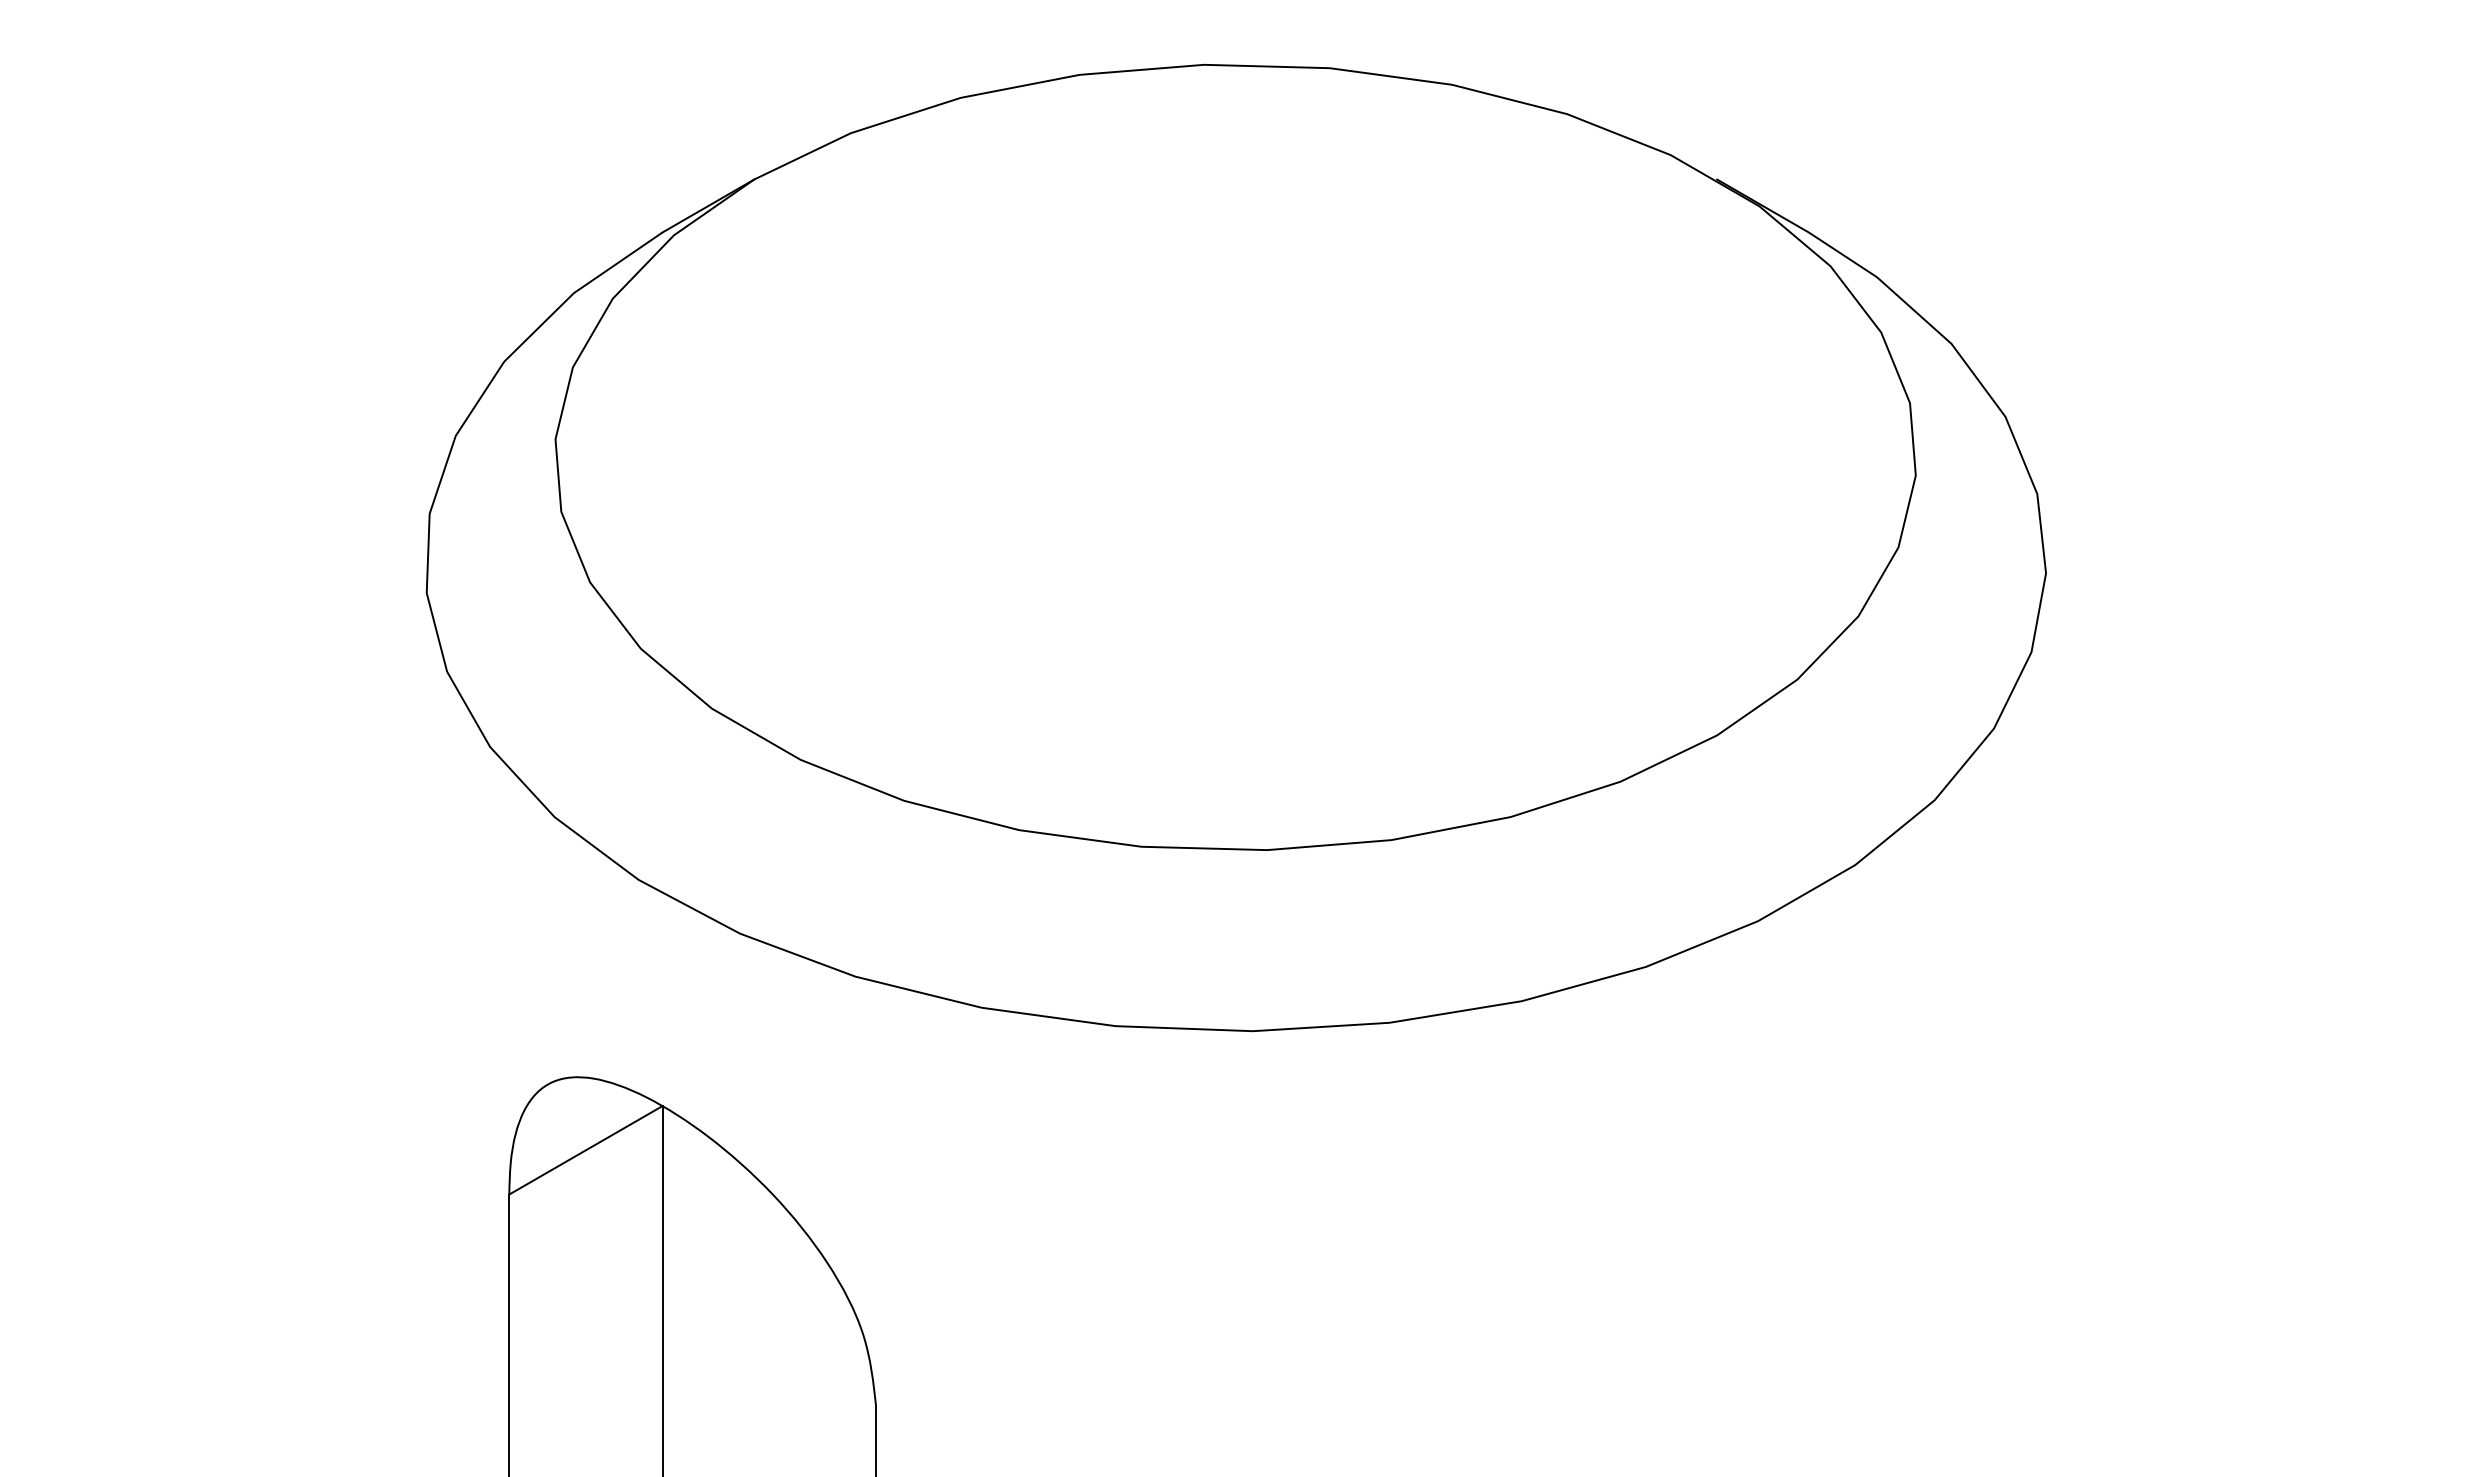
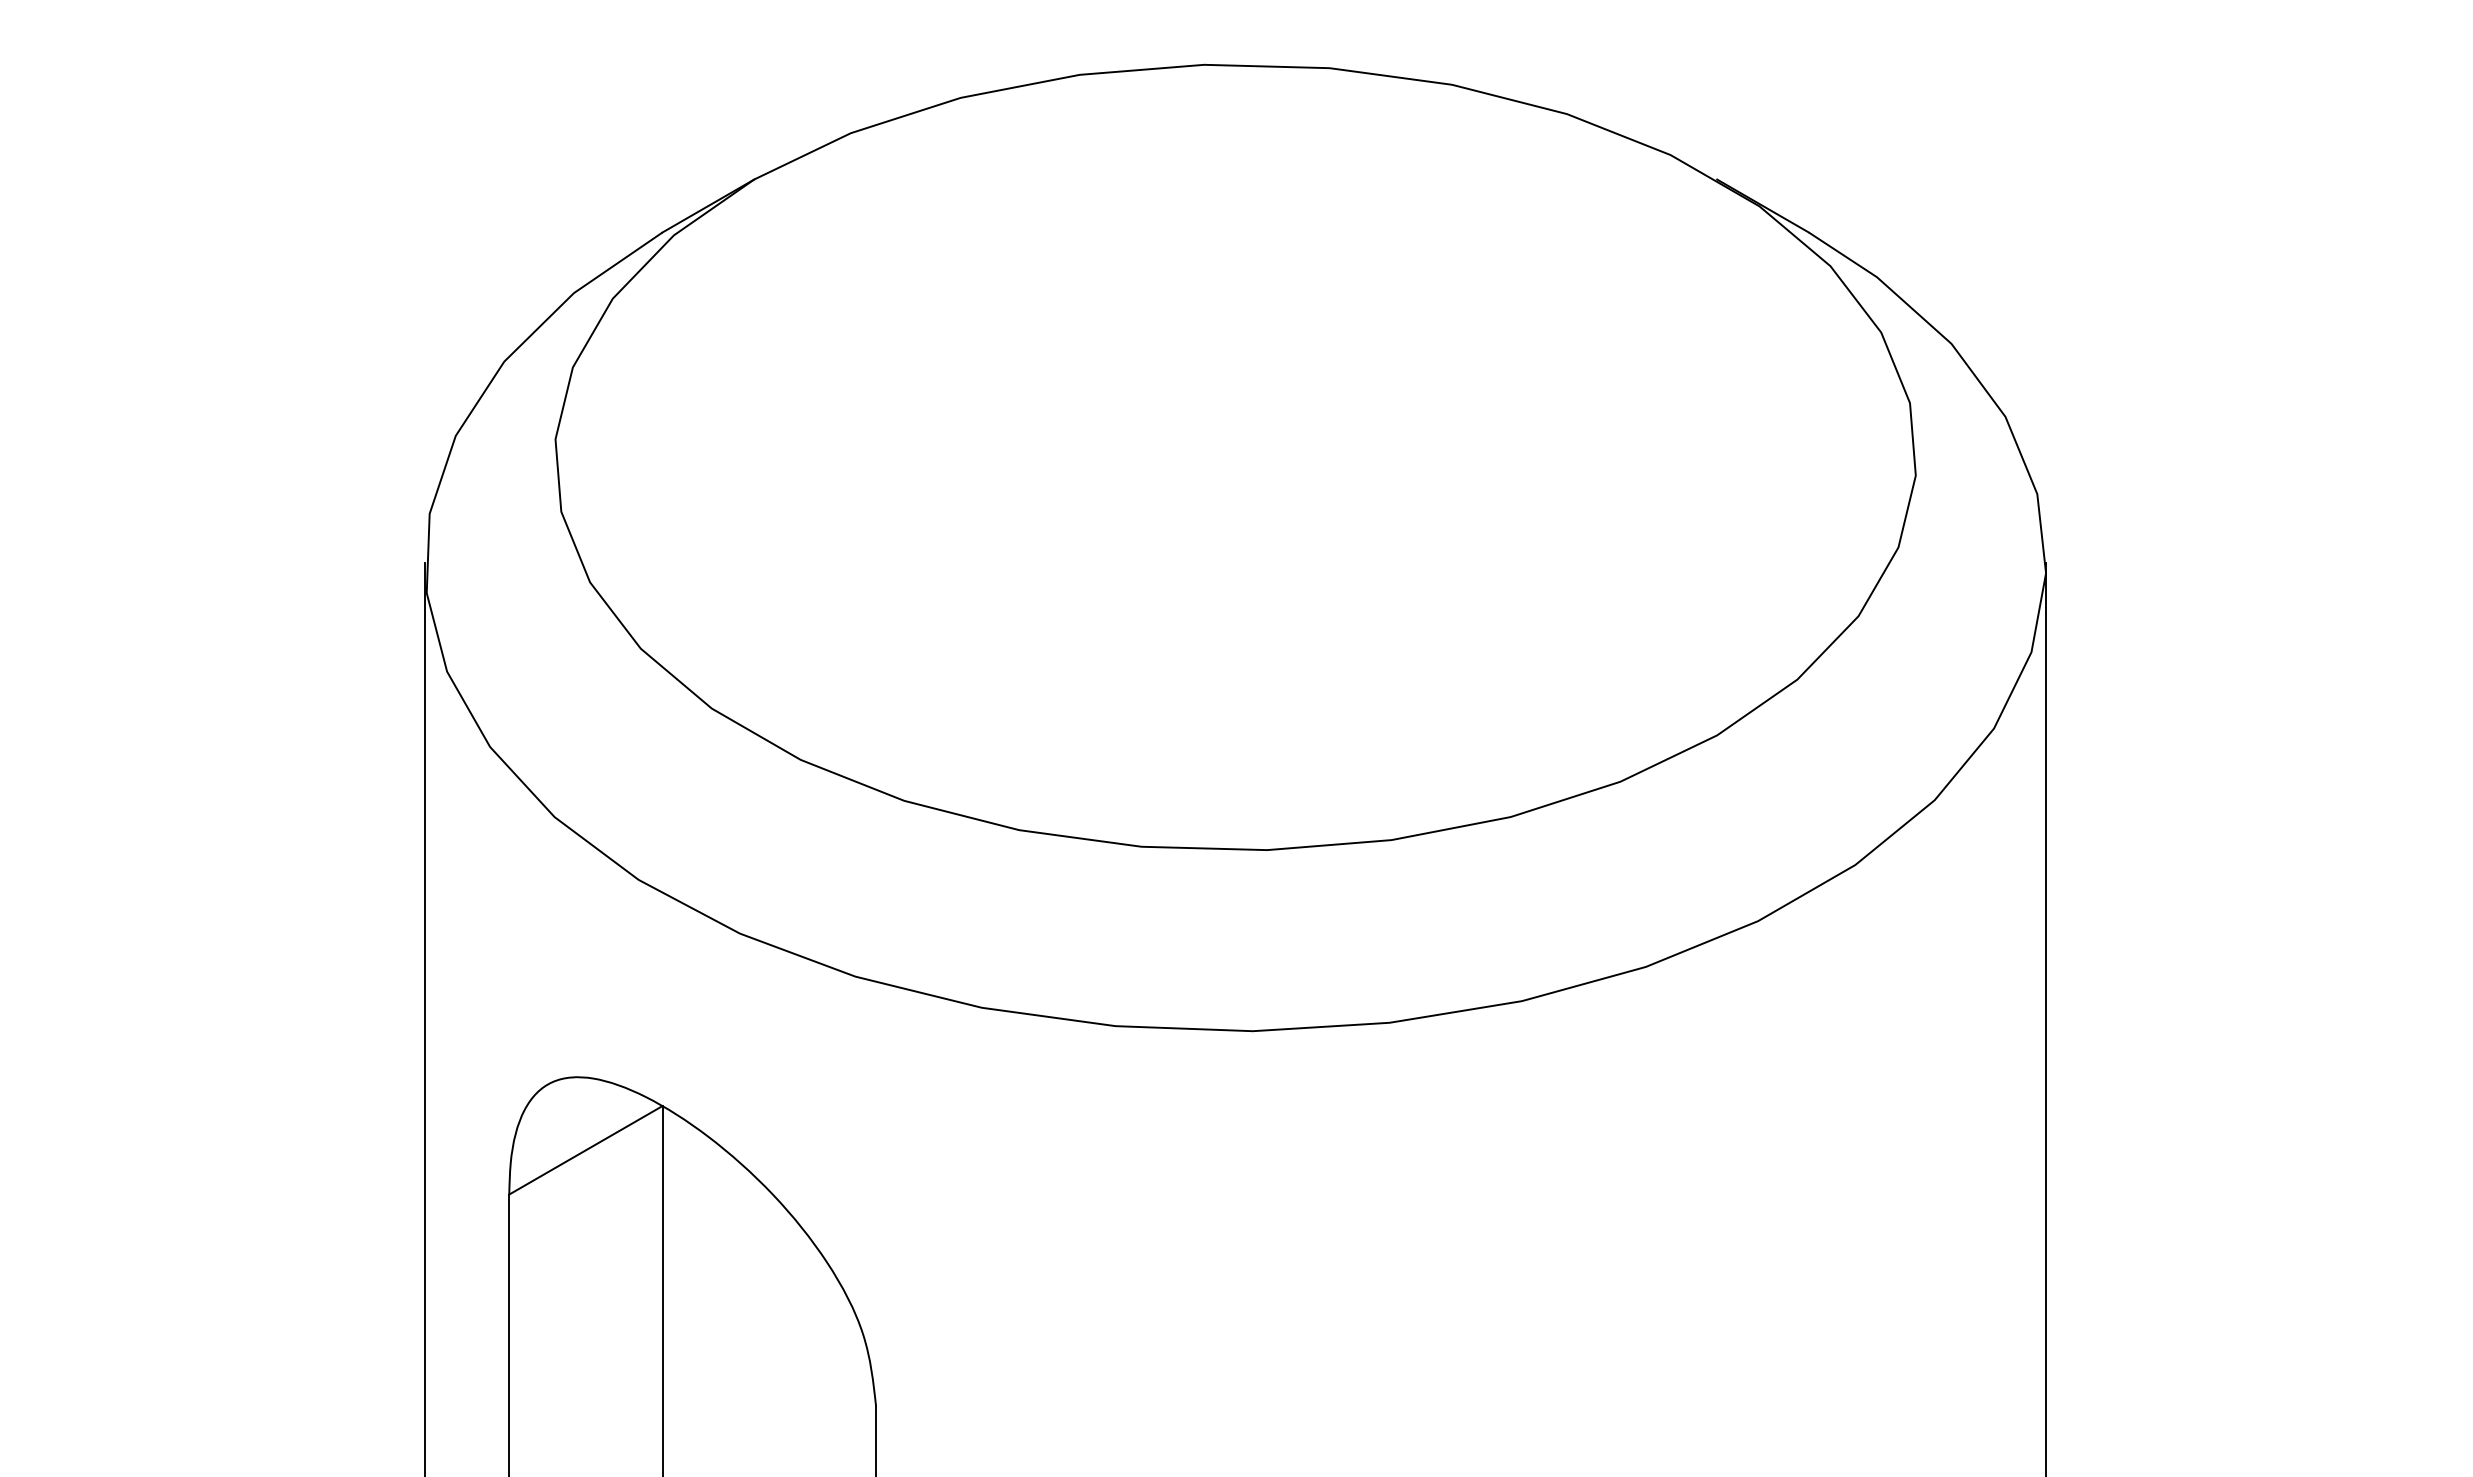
line: none -> present (425, 1018)
line: none -> present (2046, 1018)
